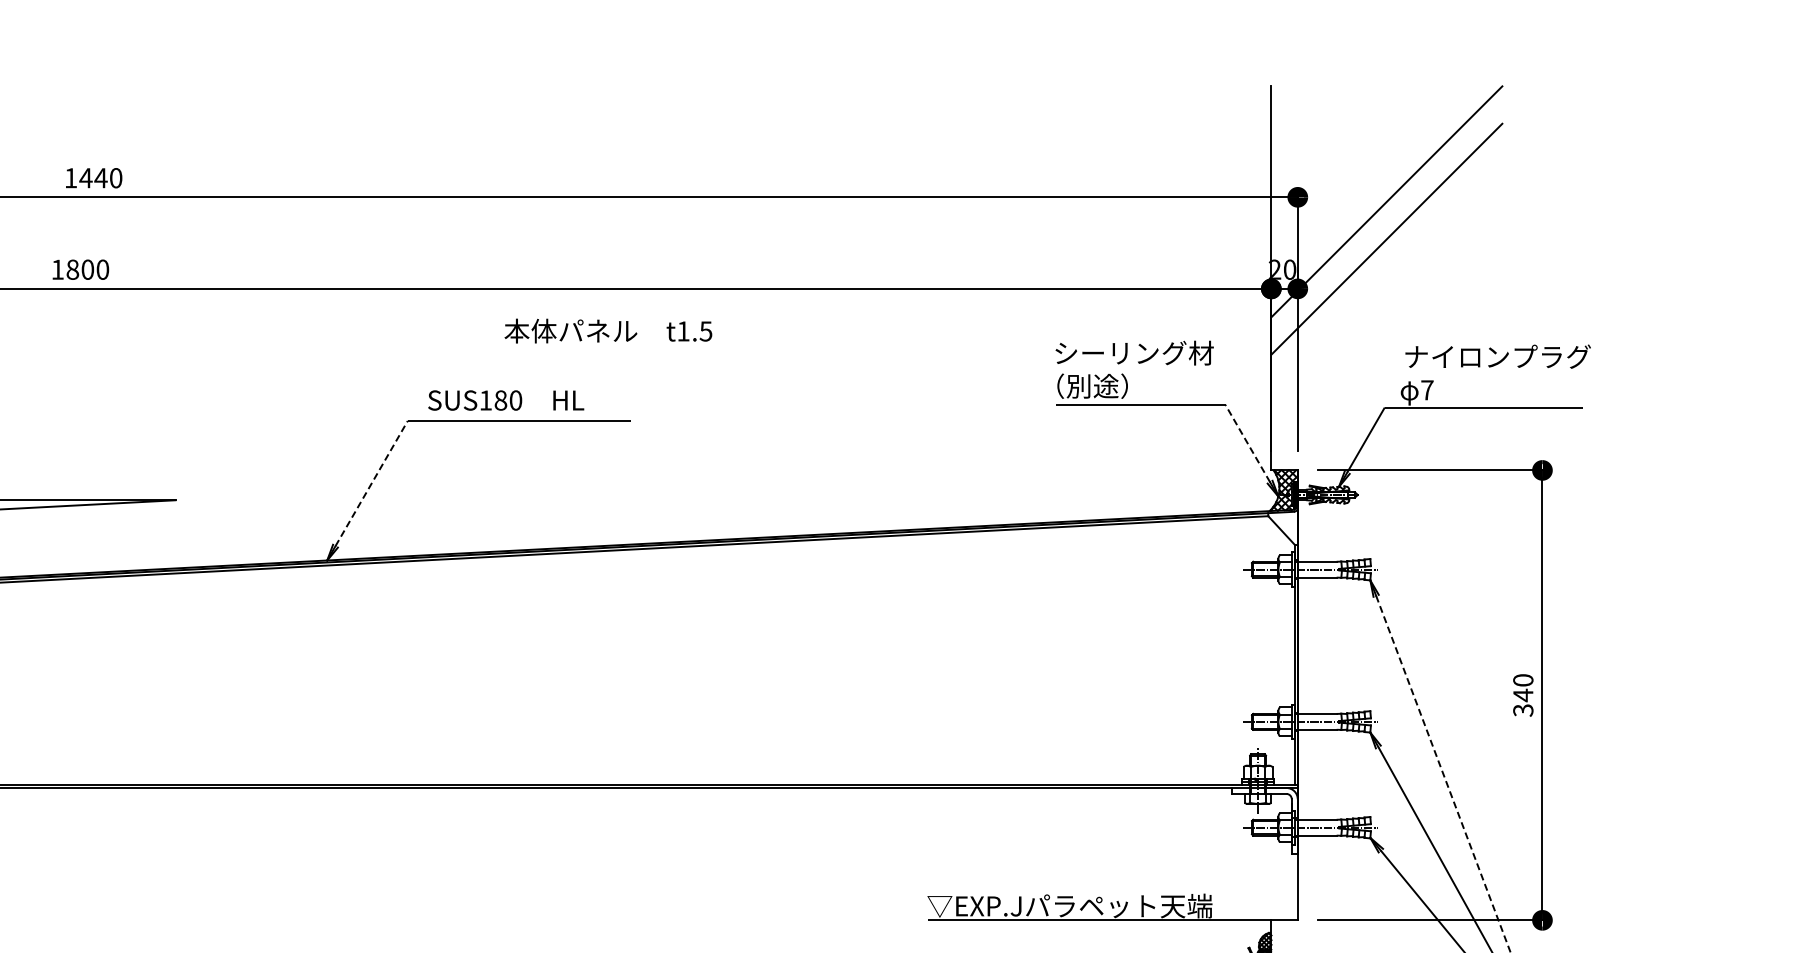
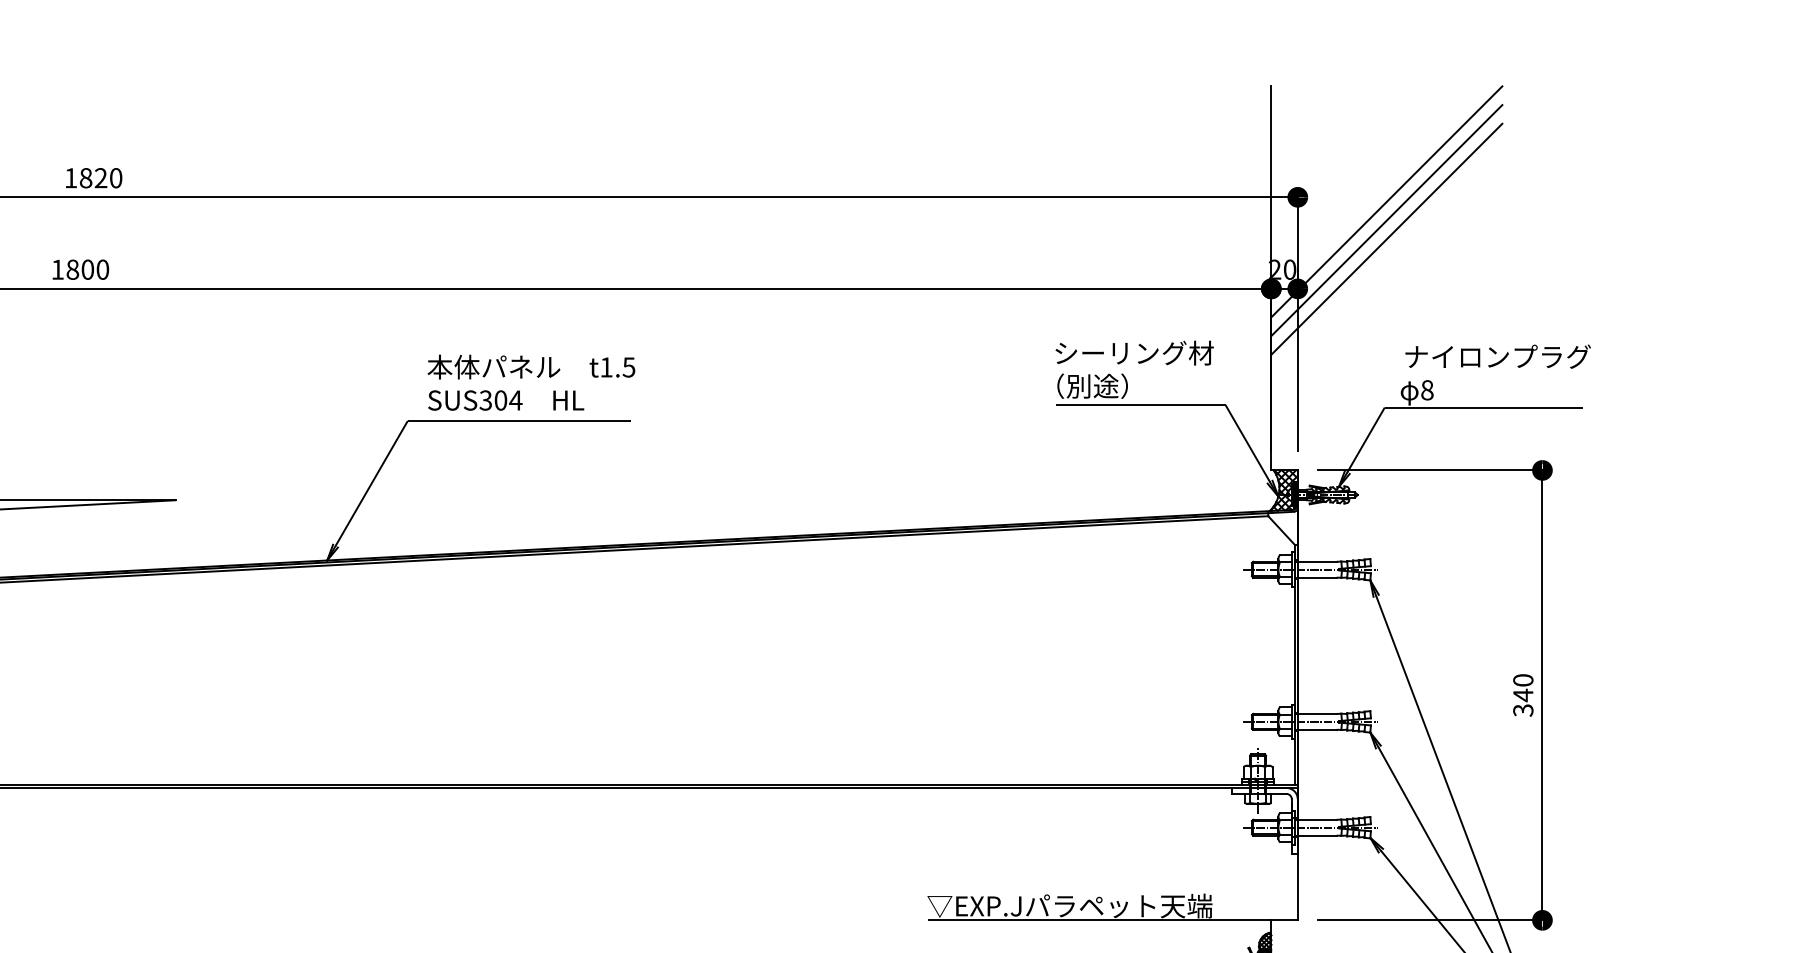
text: 1440 -> 1820 (93, 178)
line: none -> present (1386, 220)
text position: (608, 330) -> (531, 366) (531, 366)
text: 7 -> 8 (1427, 390)
text: SUS180 -> SUS304 (500, 400)
line: dashed -> solid (1247, 443)
line: dashed -> solid (371, 483)
line: dashed -> solid (1443, 774)
